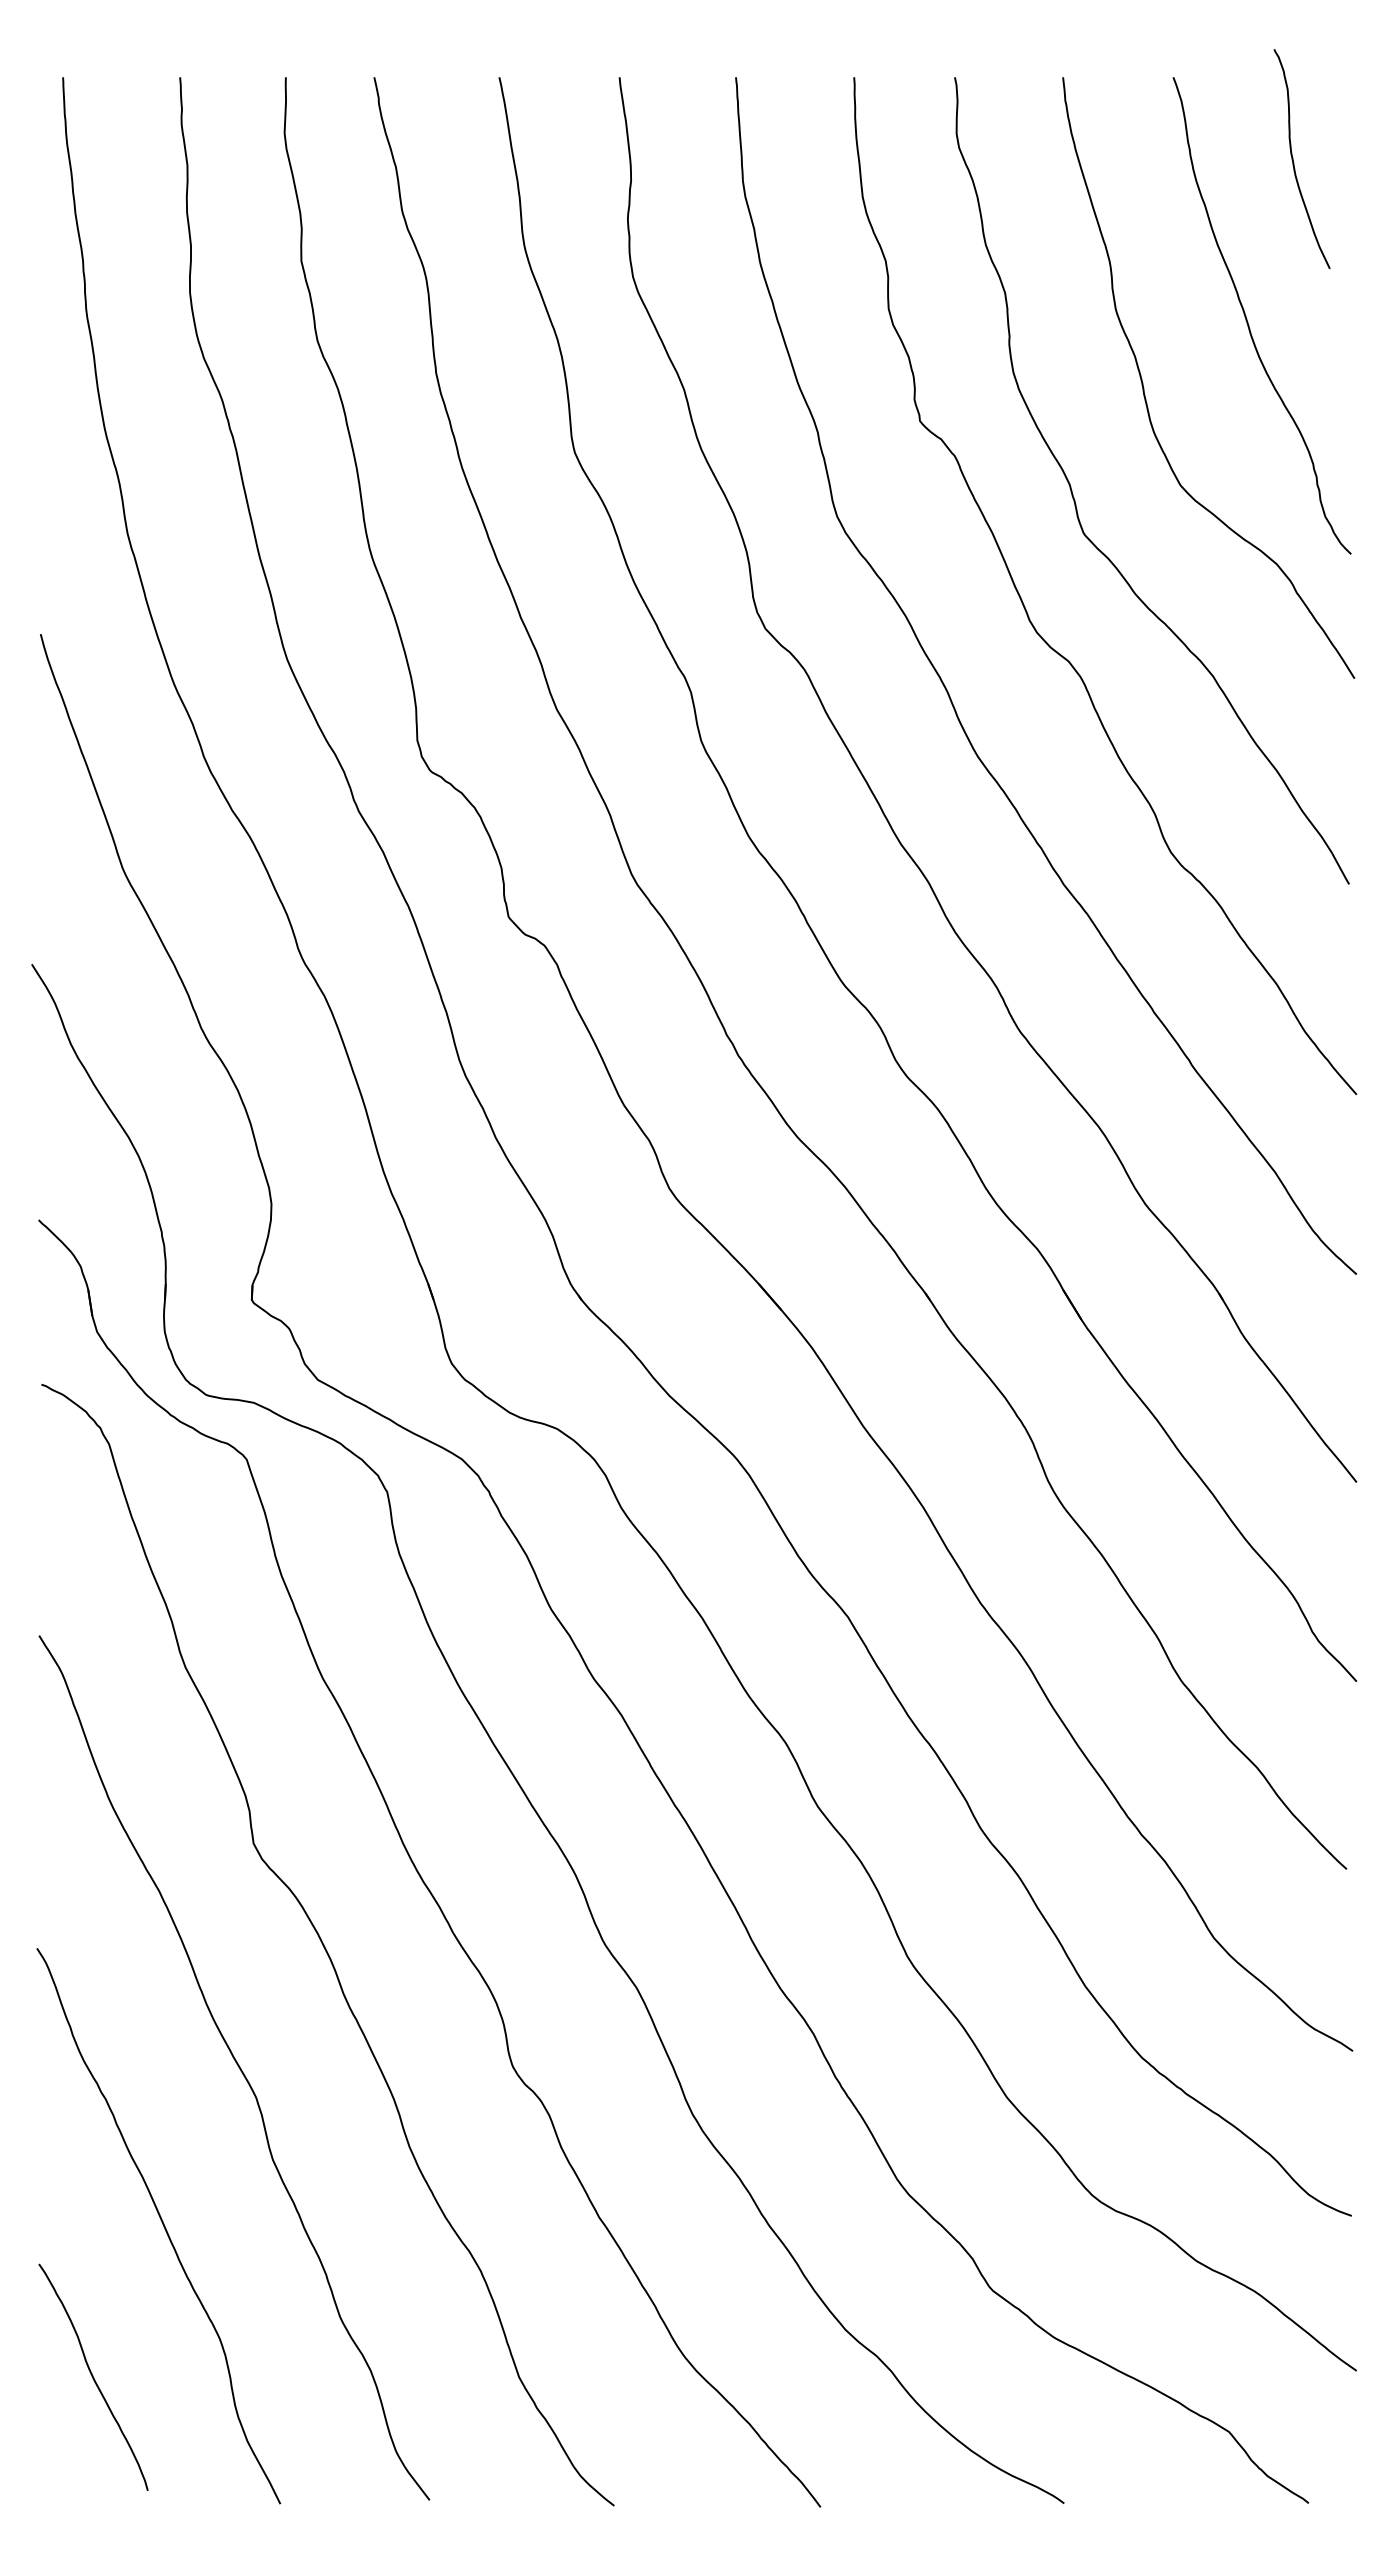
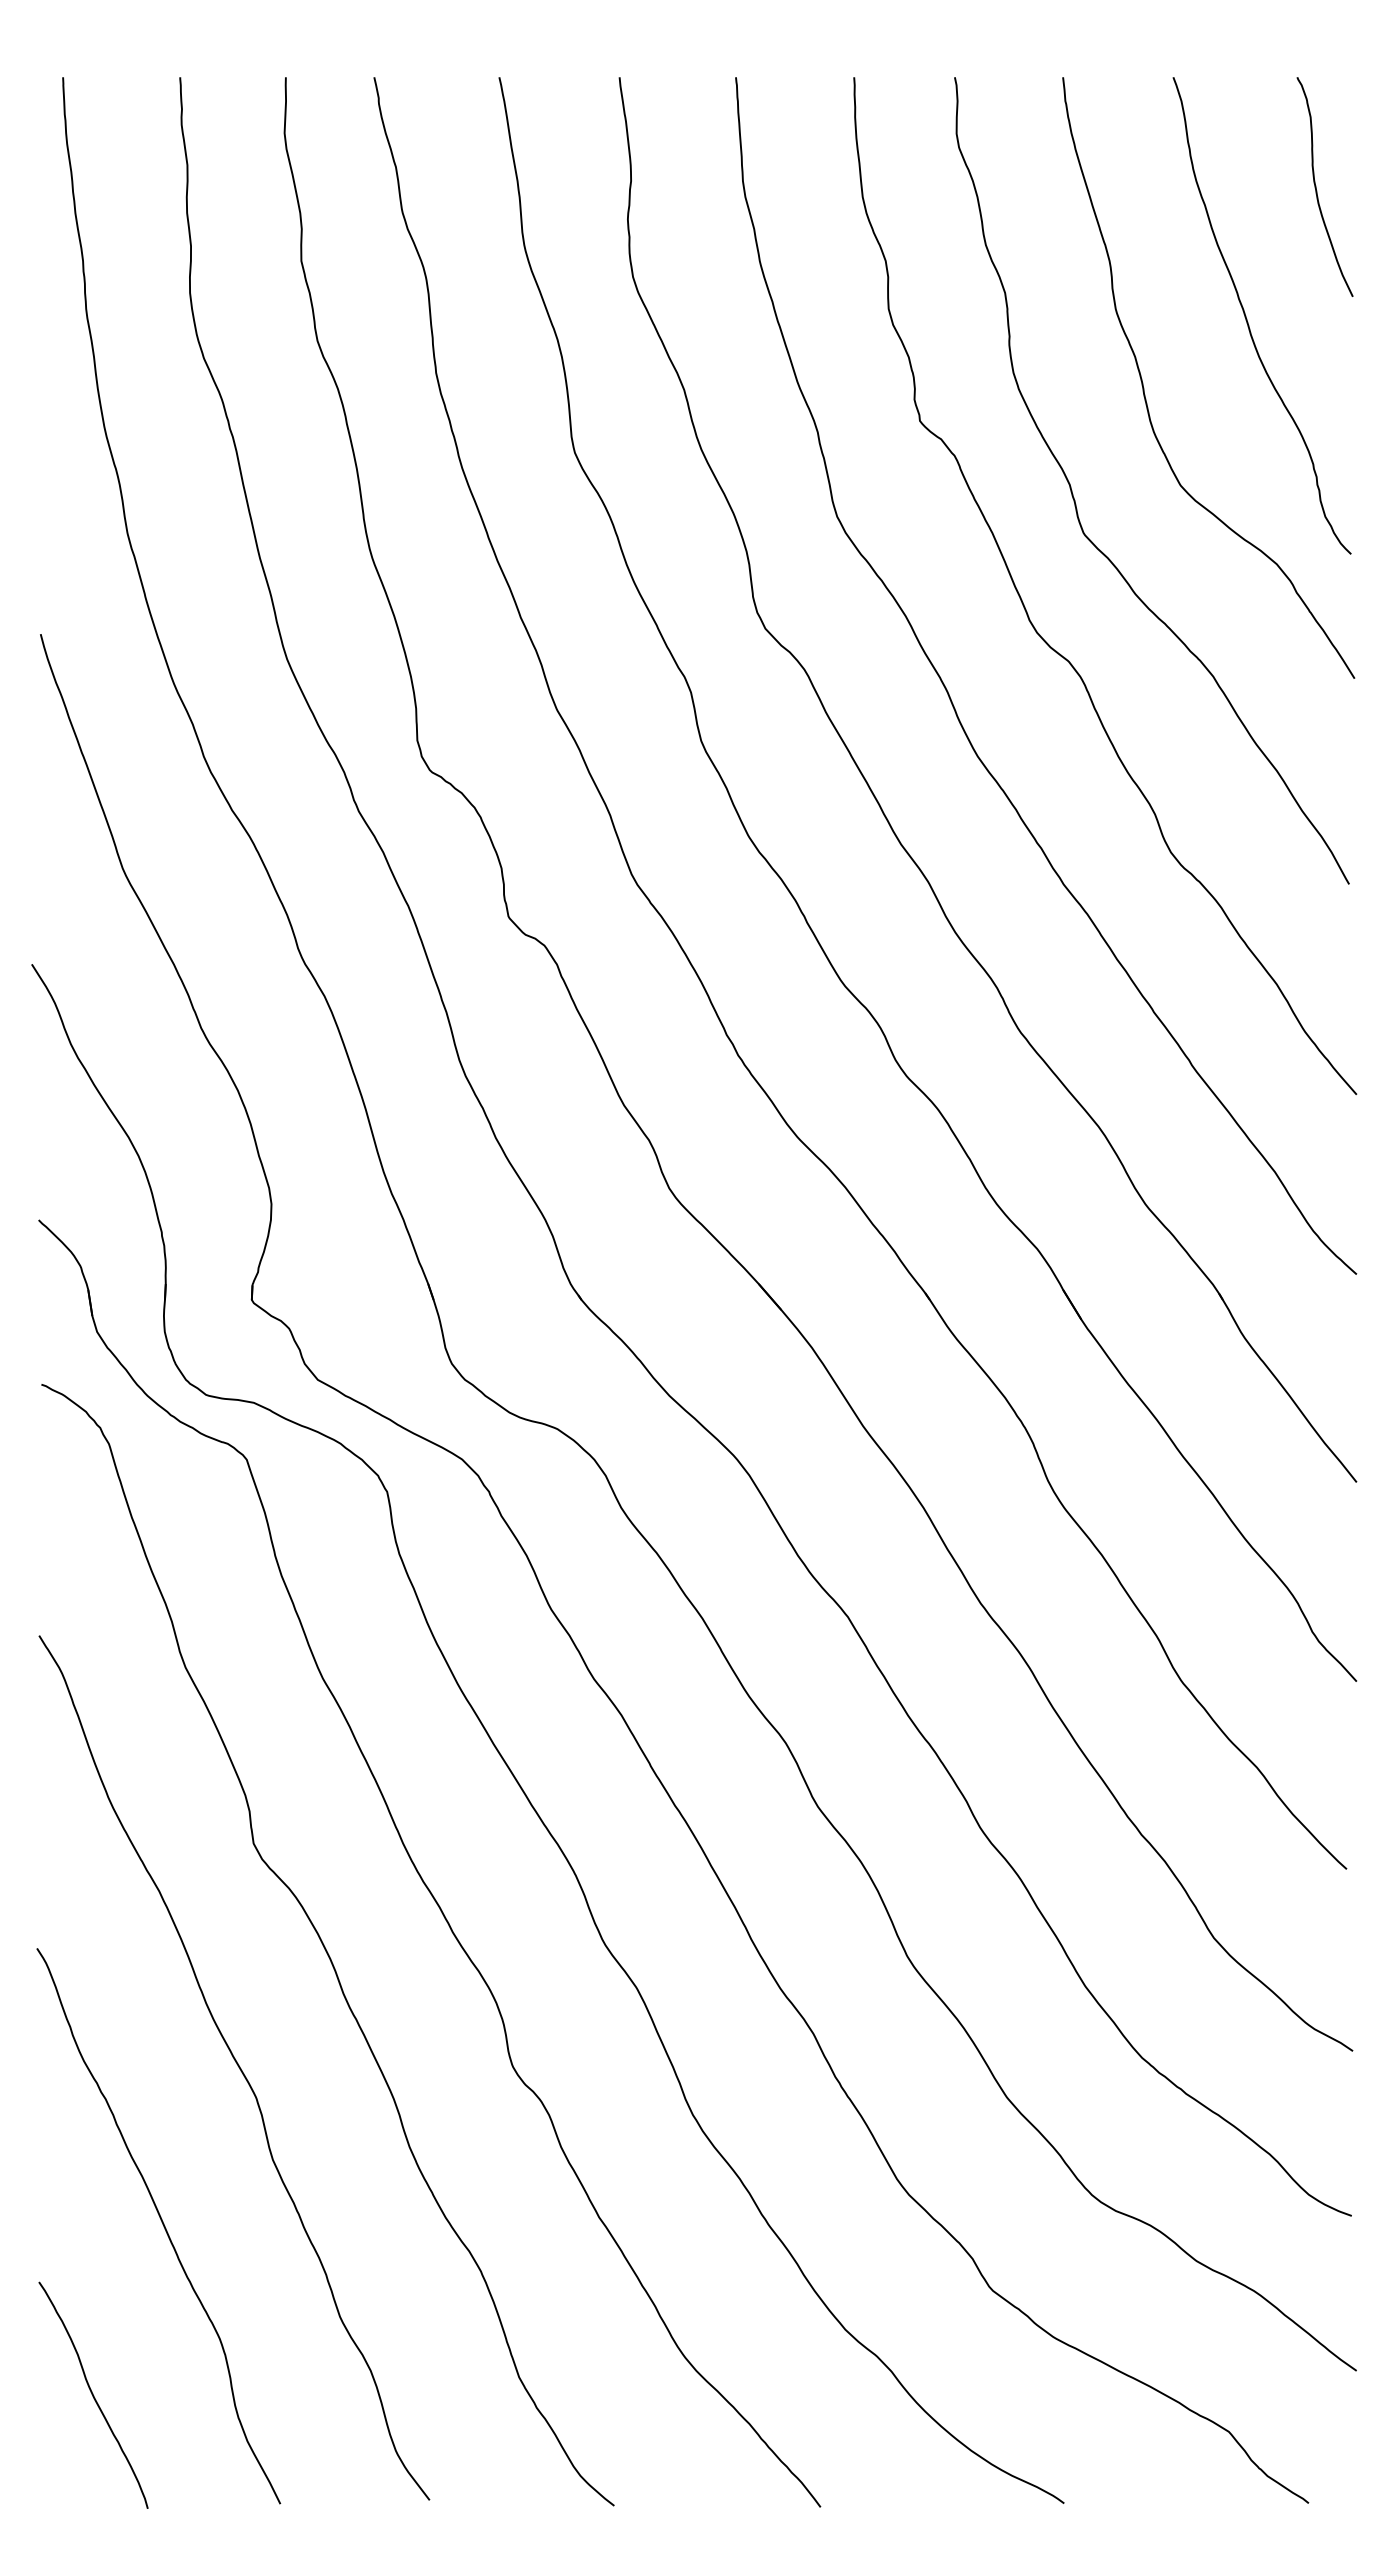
curve position: (1293, 158) -> (1316, 186) (1316, 186)
curve position: (93, 2376) -> (93, 2394) (93, 2394)
